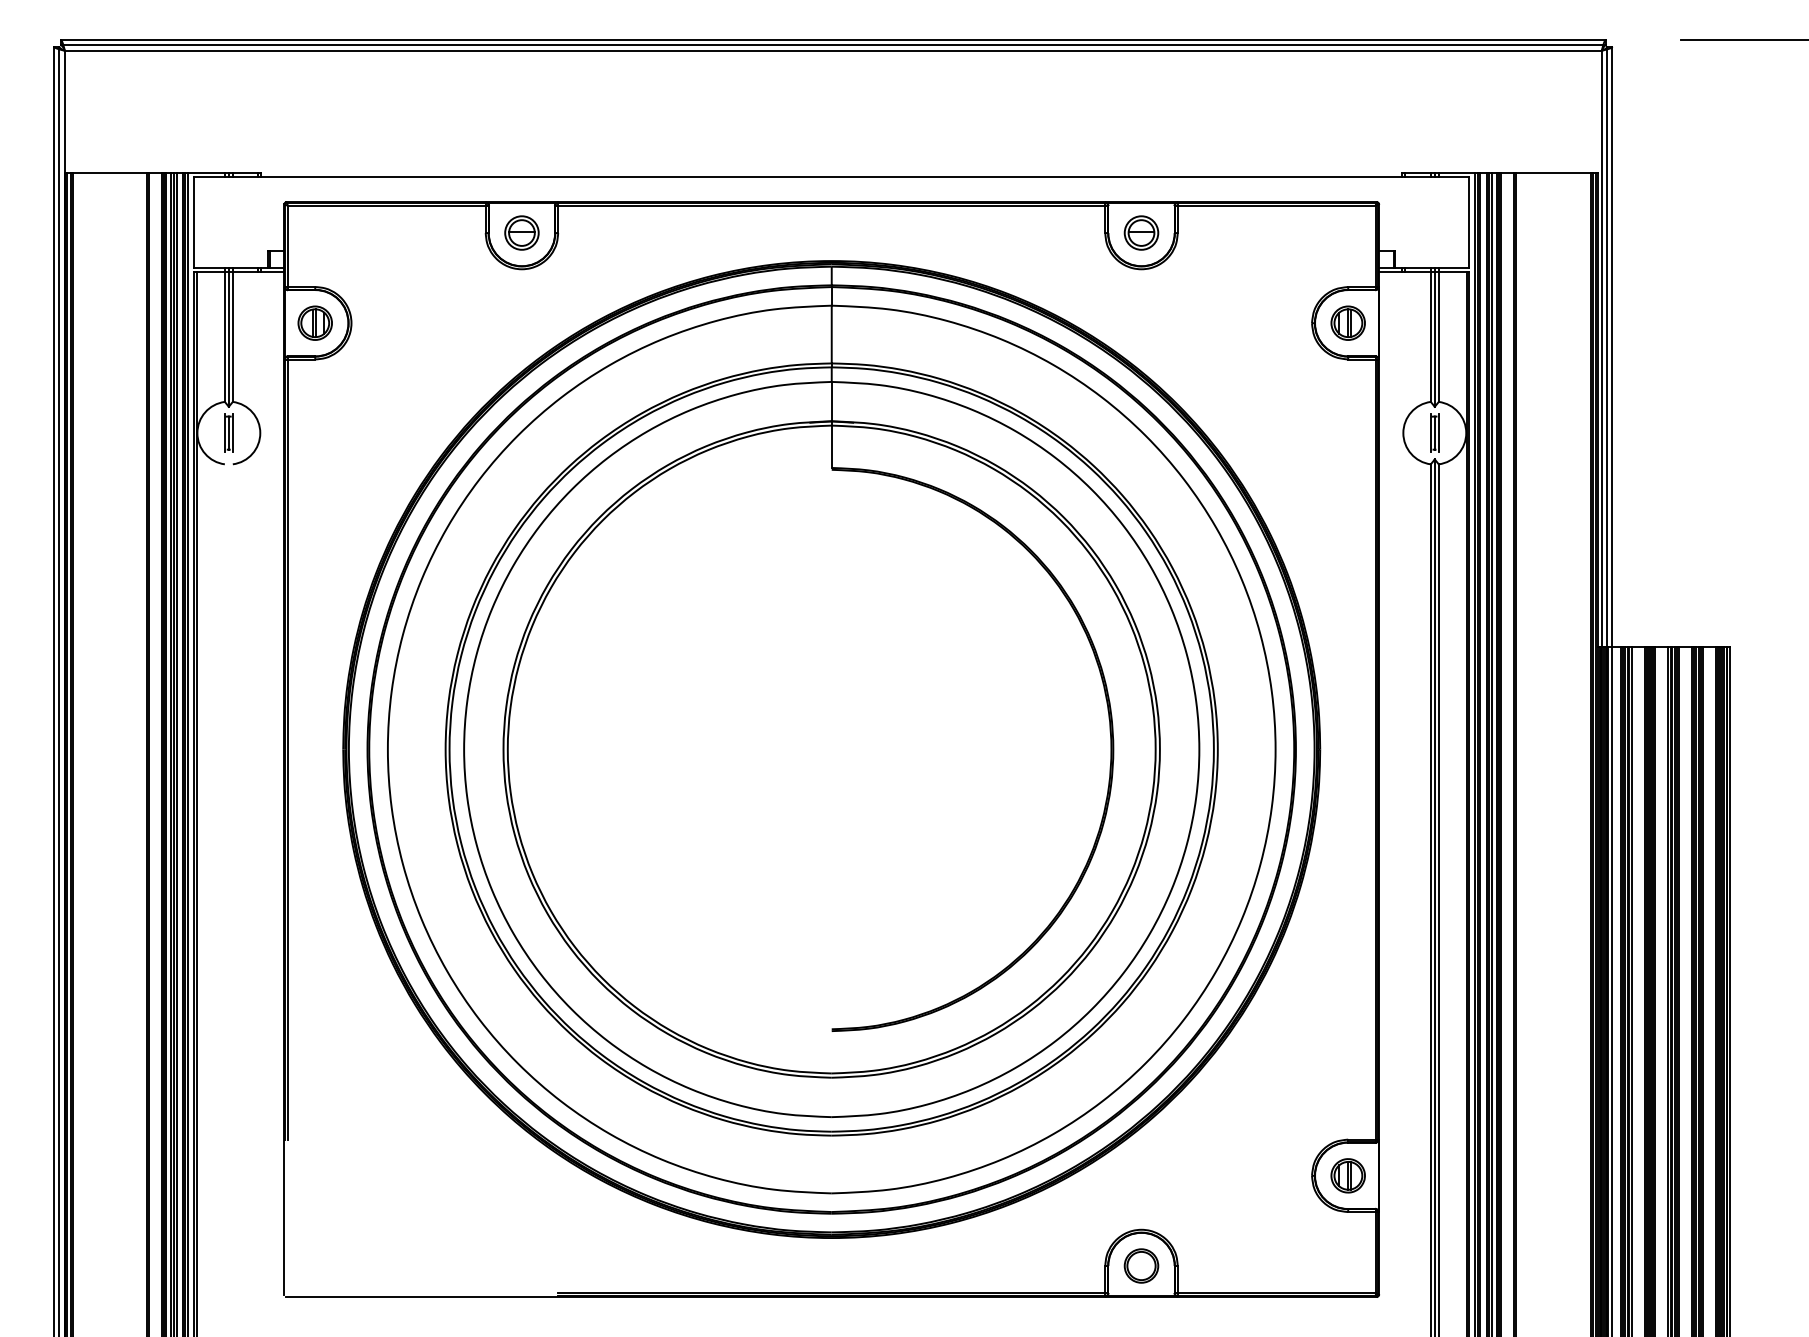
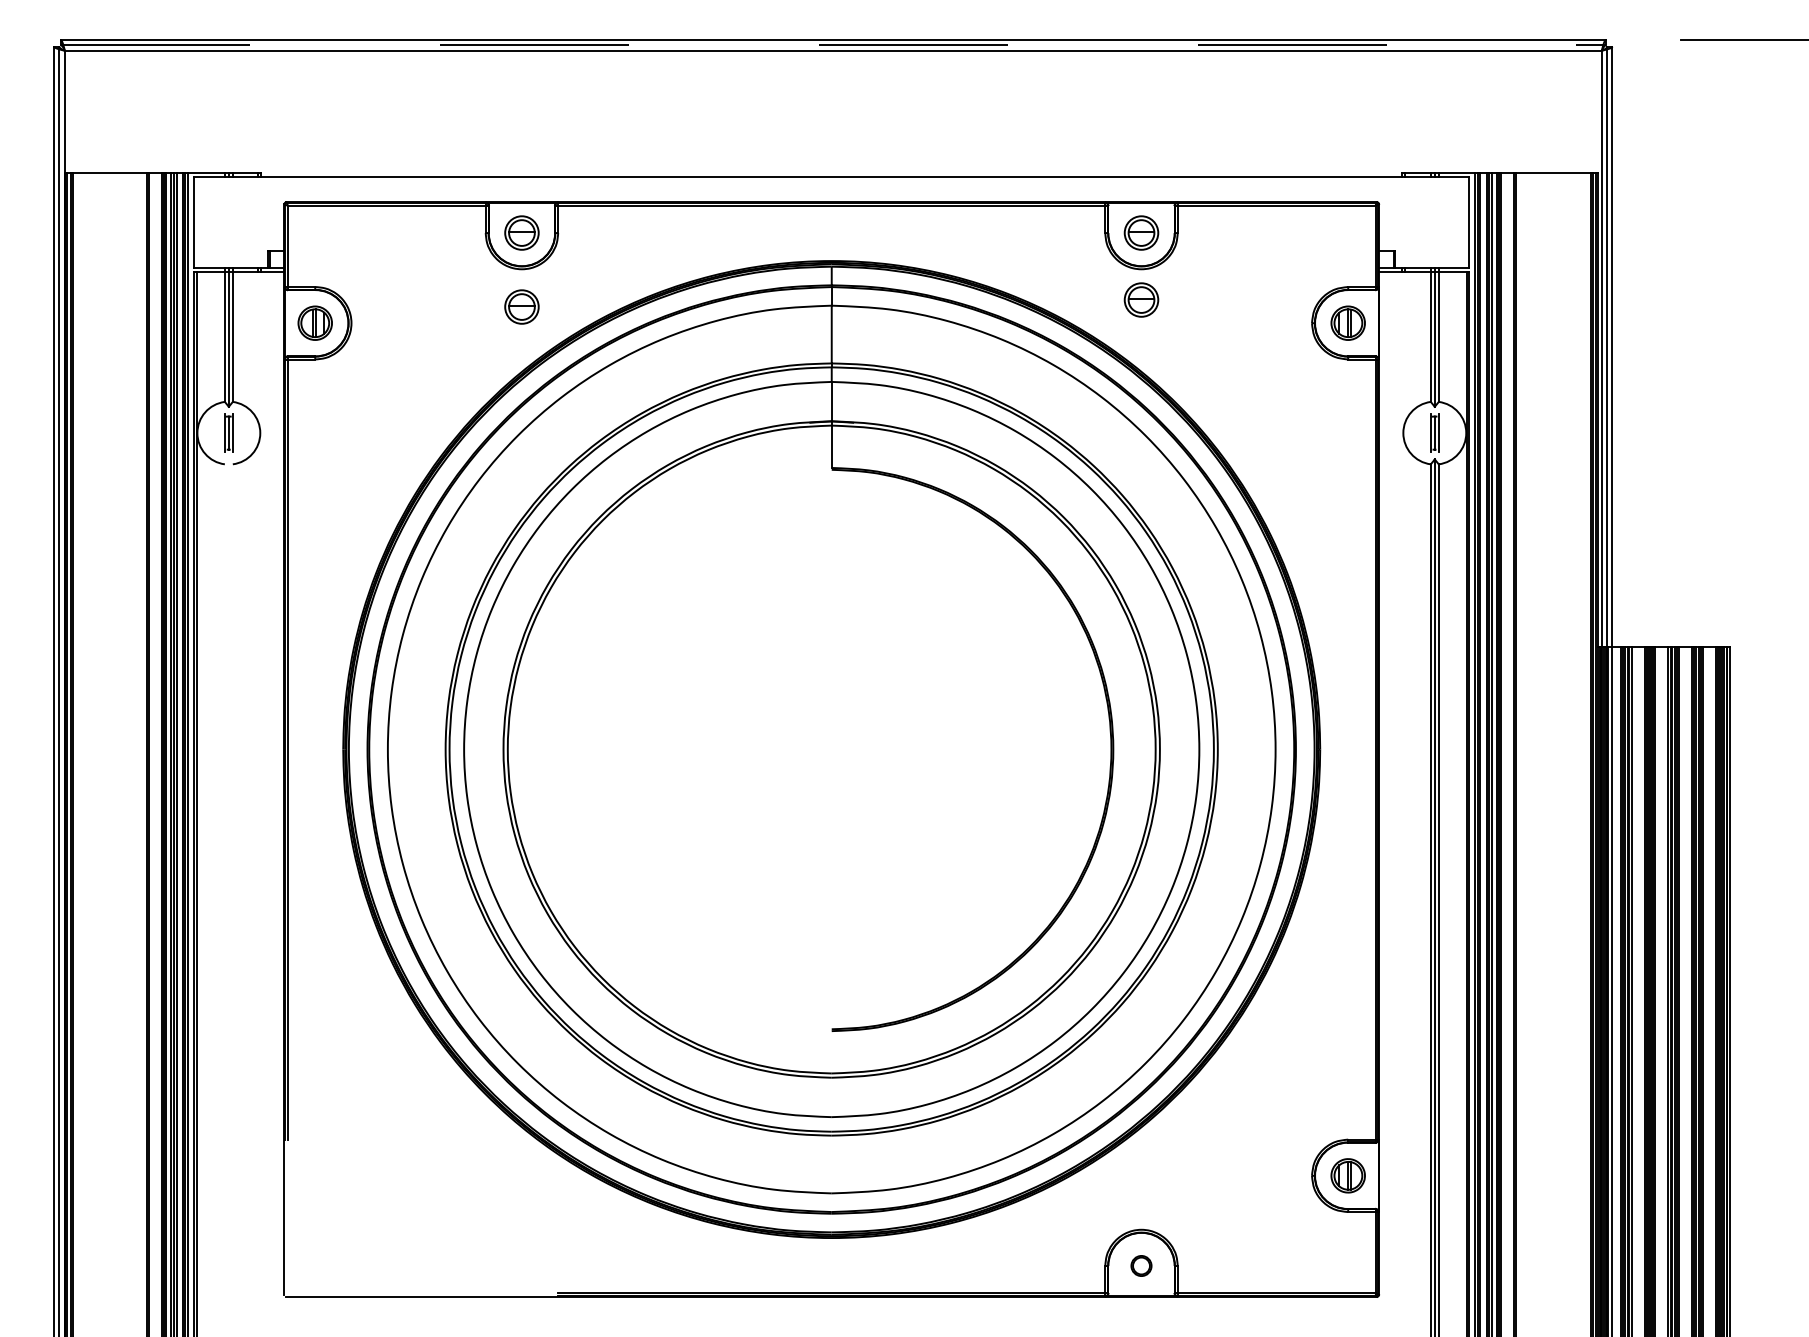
line: solid -> dashed (833, 45)
part: none -> present (1141, 299)
part: none -> present (521, 306)
part size: 37x36 px -> 23x22 px (1141, 1265)
